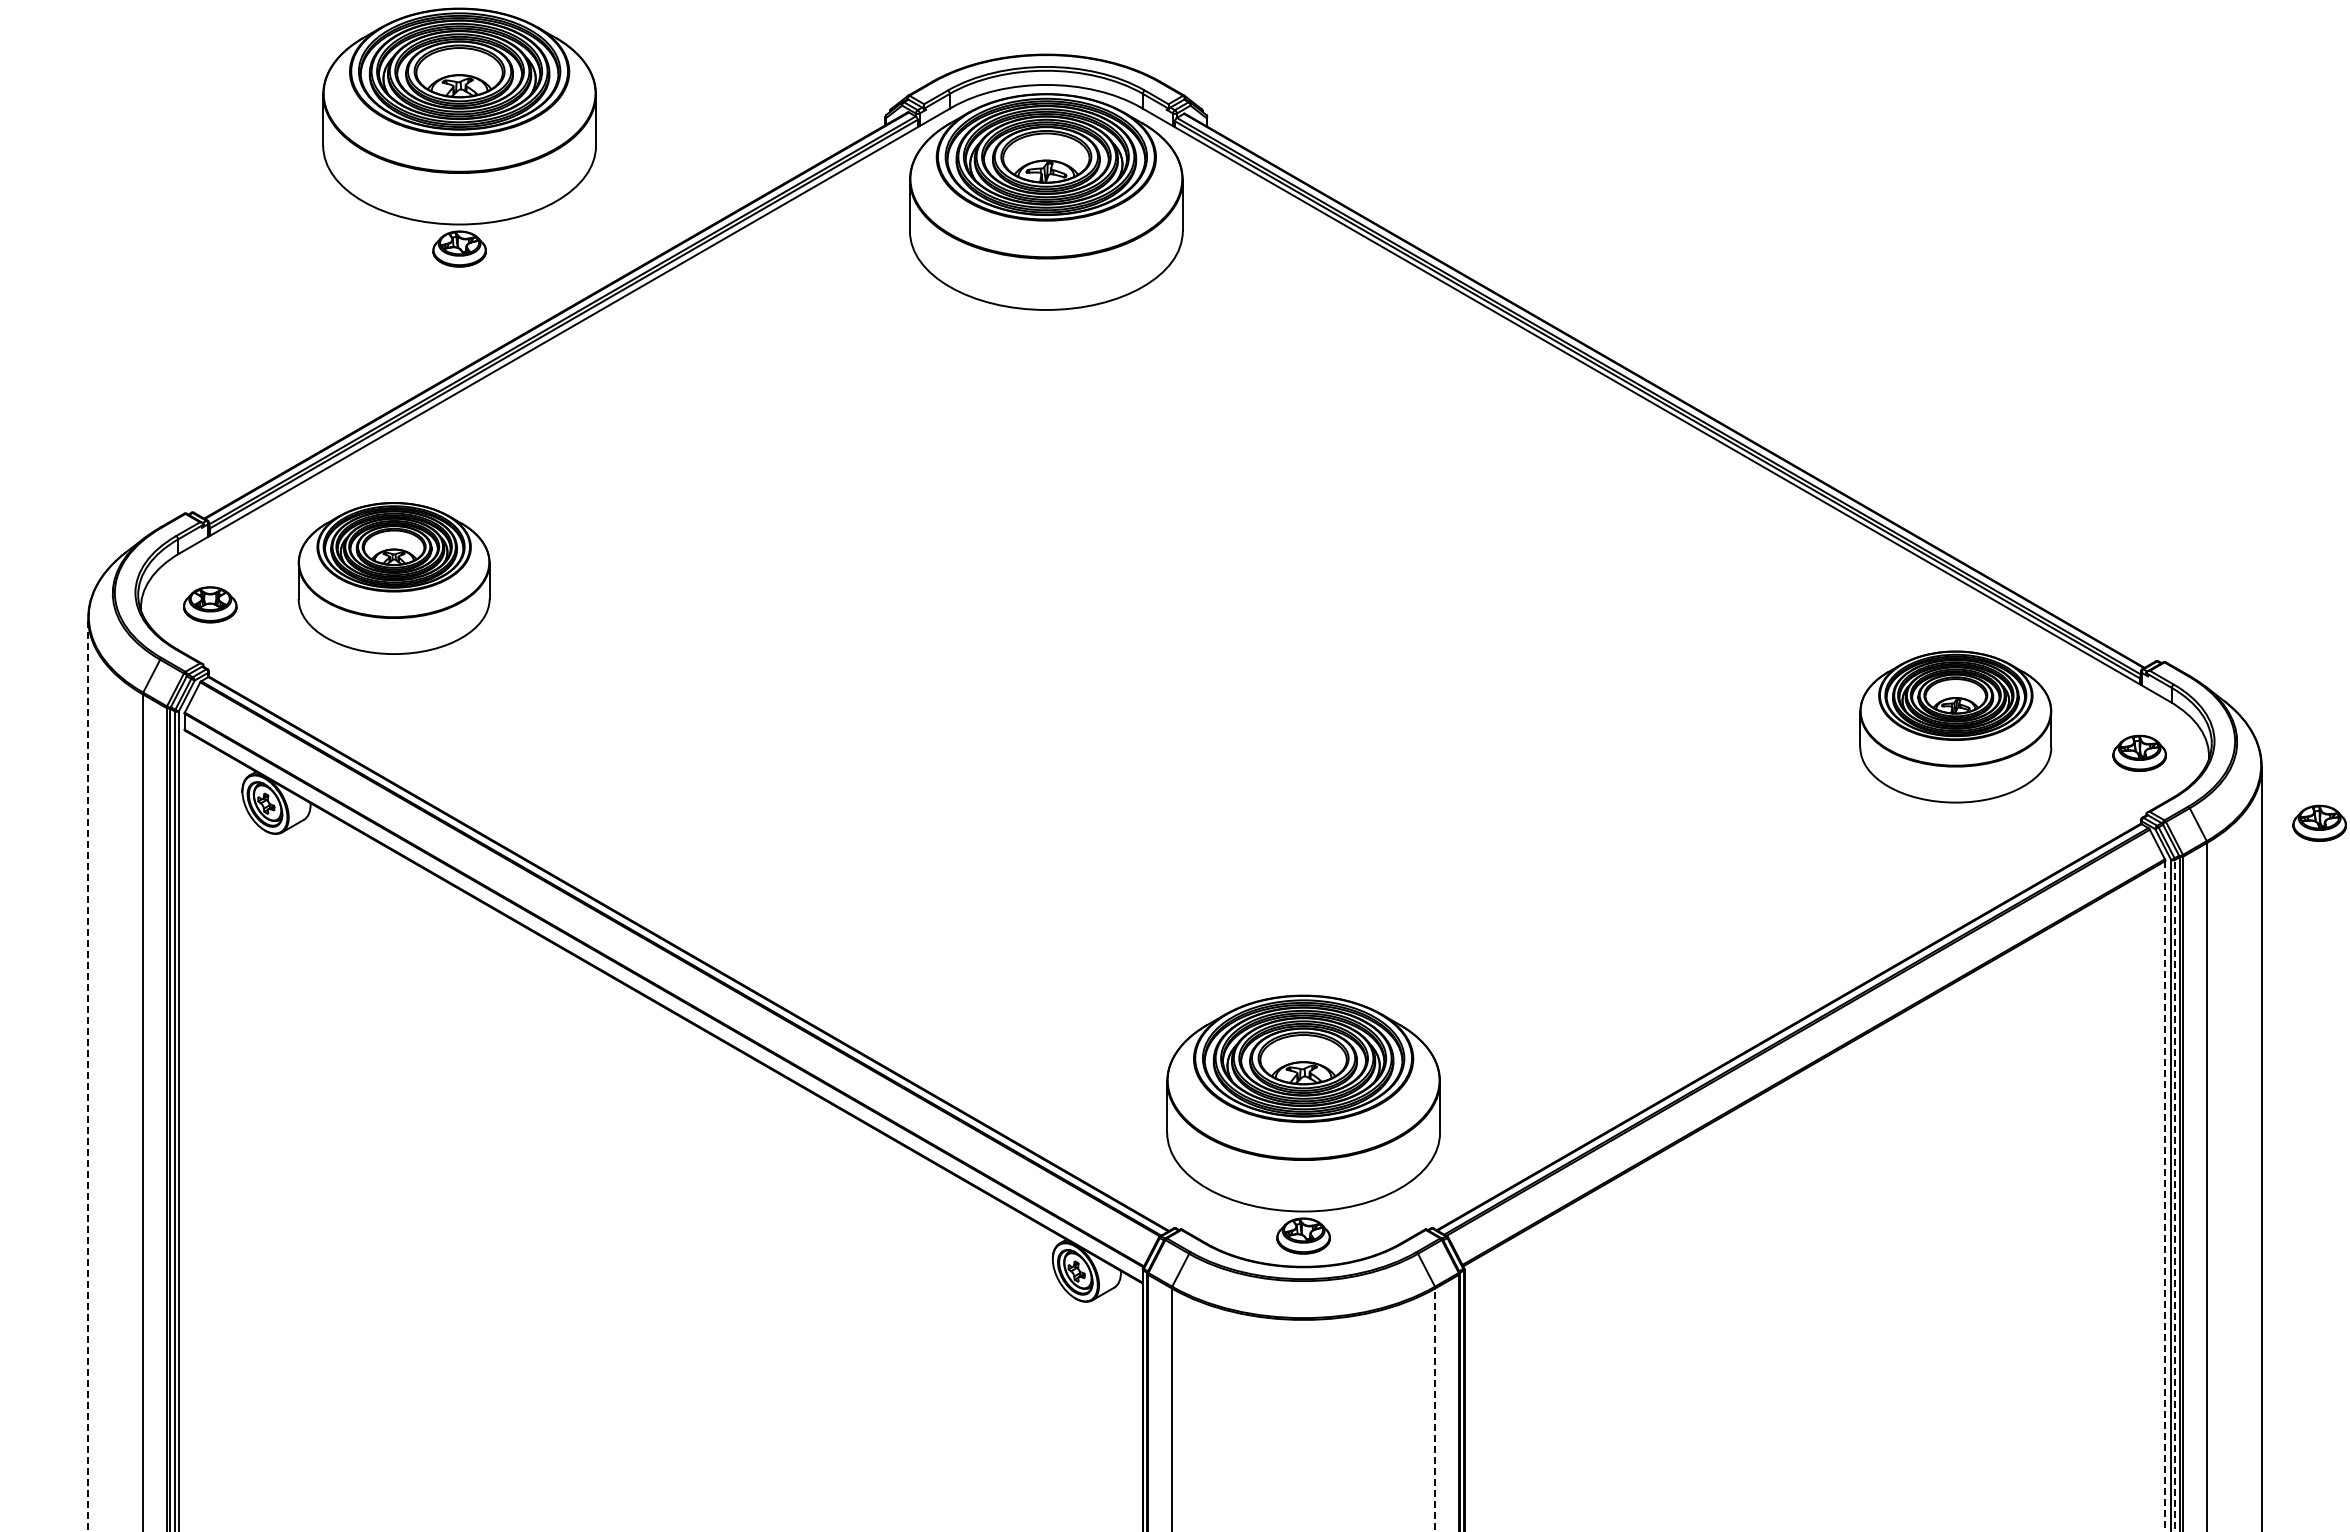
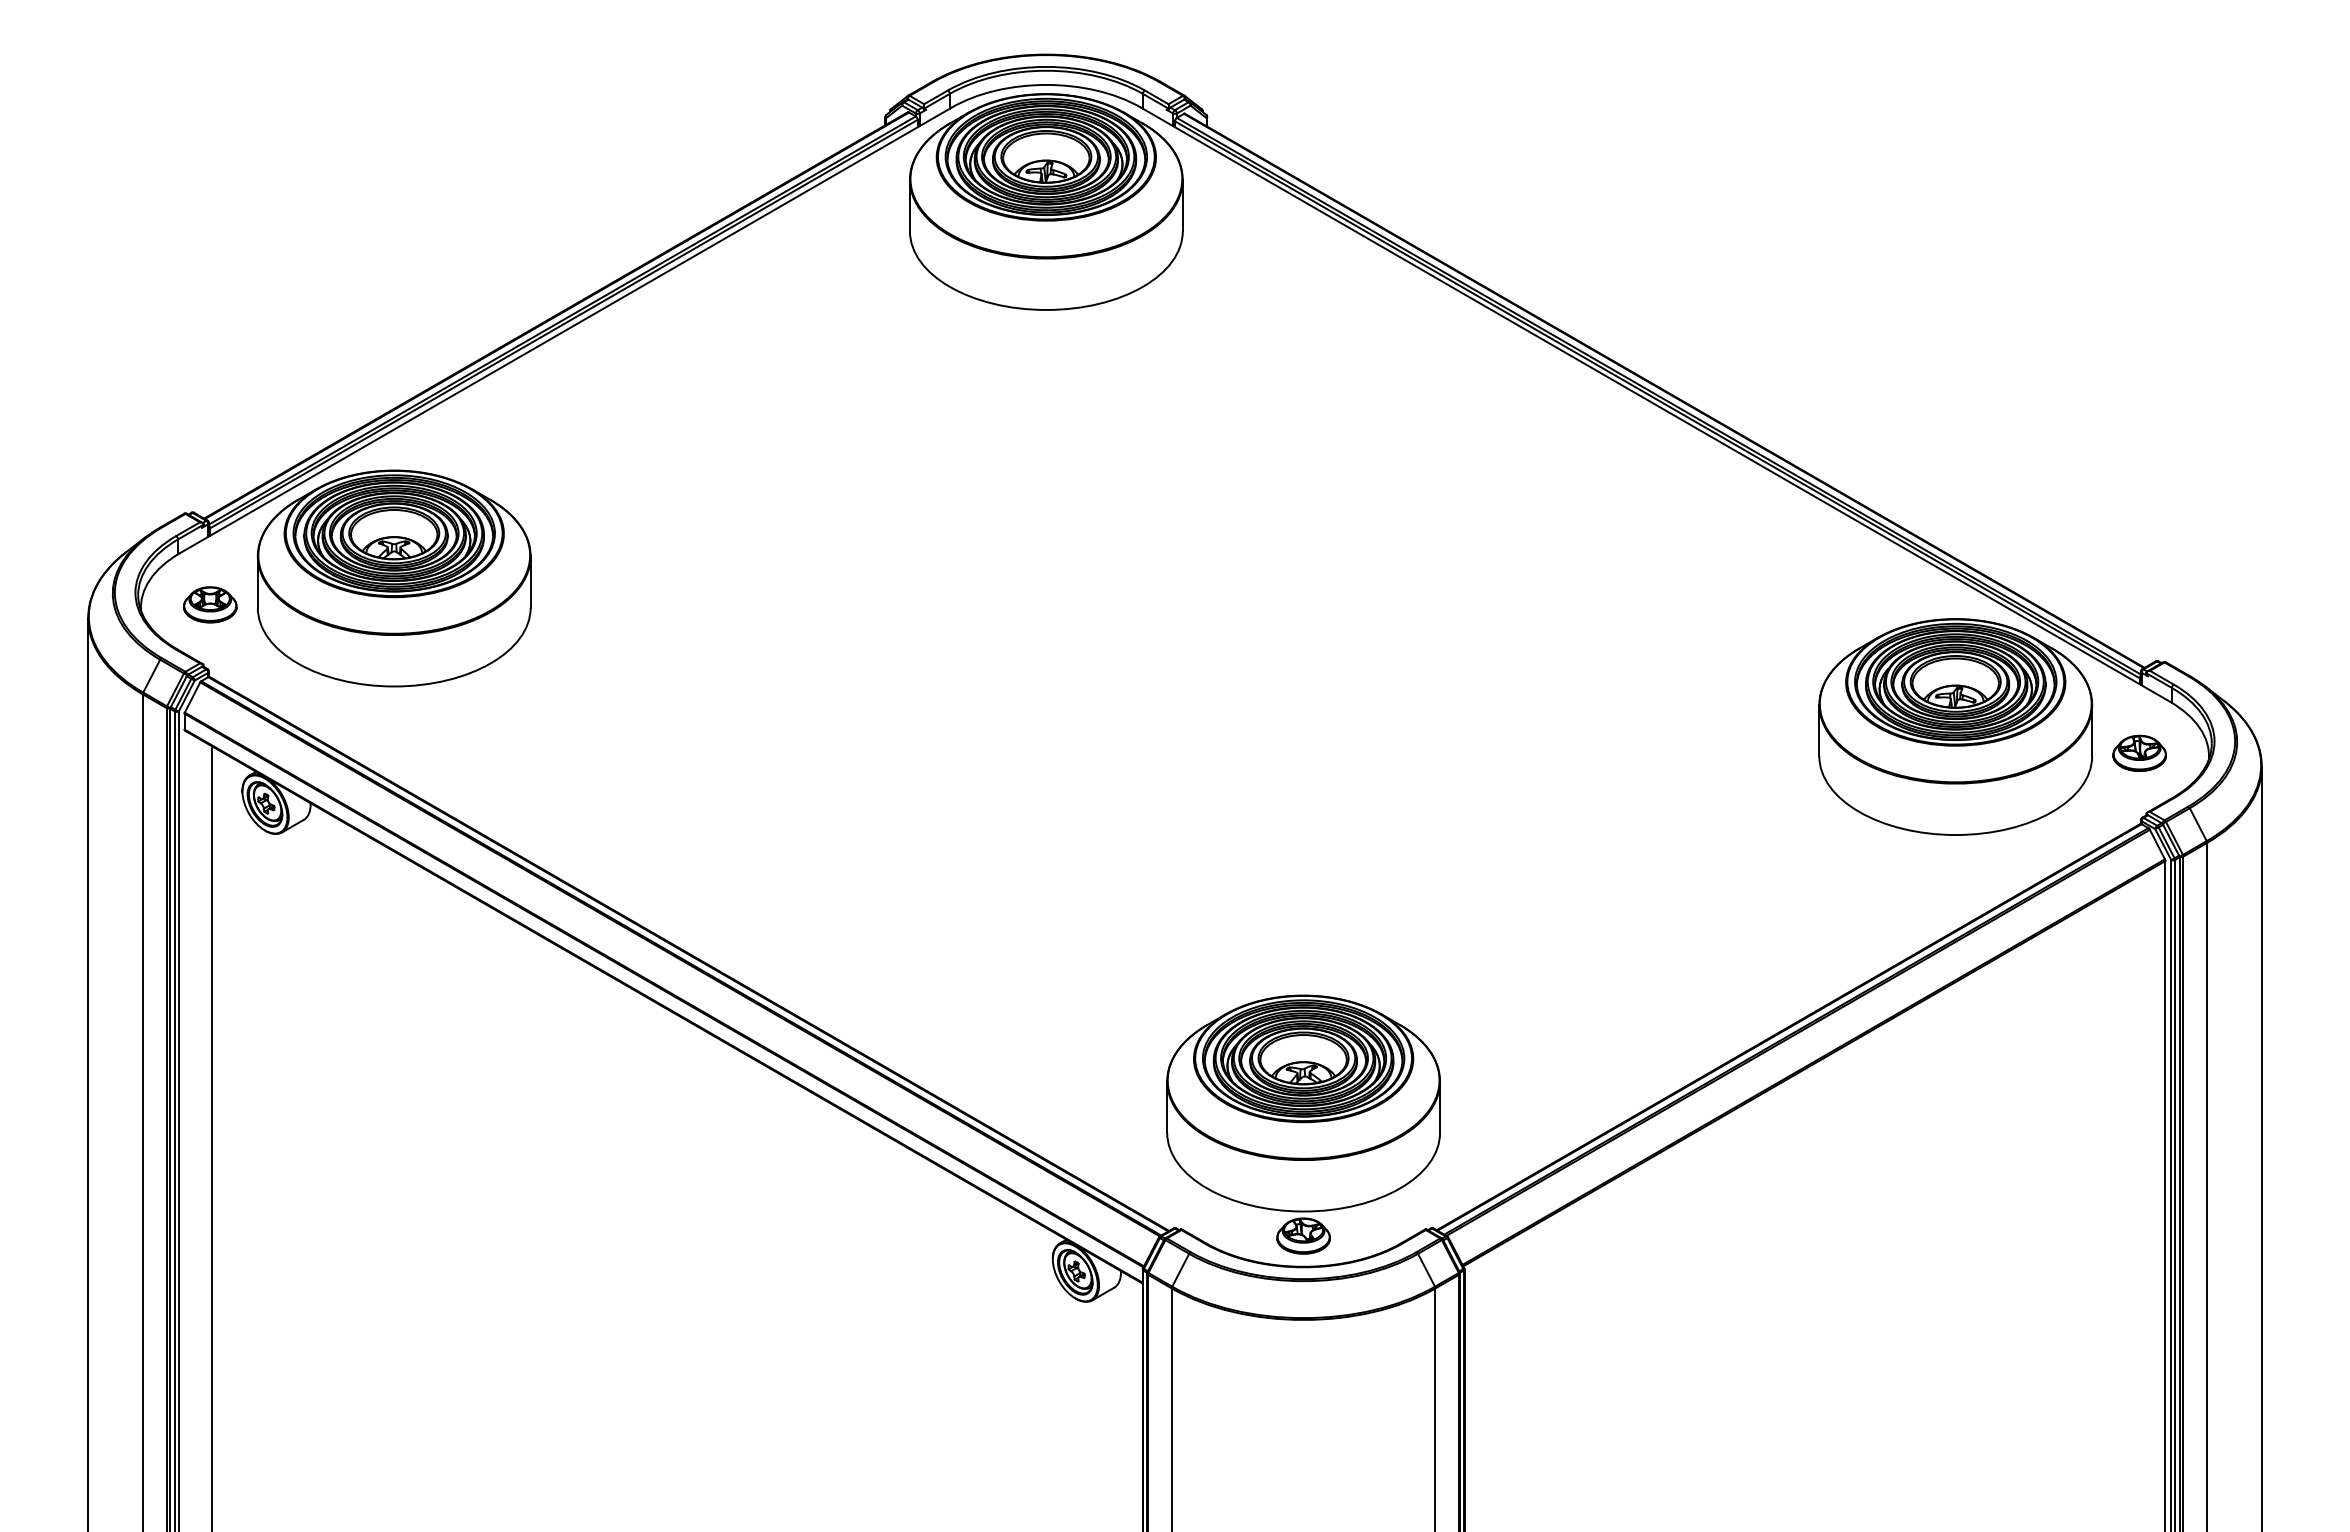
part: present -> none (459, 137)
part size: 194x153 px -> 276x219 px (393, 578)
part size: 194x154 px -> 276x218 px (1955, 726)
part: present -> none (2319, 822)
line: dashed -> solid (88, 1074)
line: none -> present (211, 1137)
line: dashed -> solid (2175, 1195)
line: dashed -> solid (2165, 1197)
line: dashed -> solid (1435, 1409)
